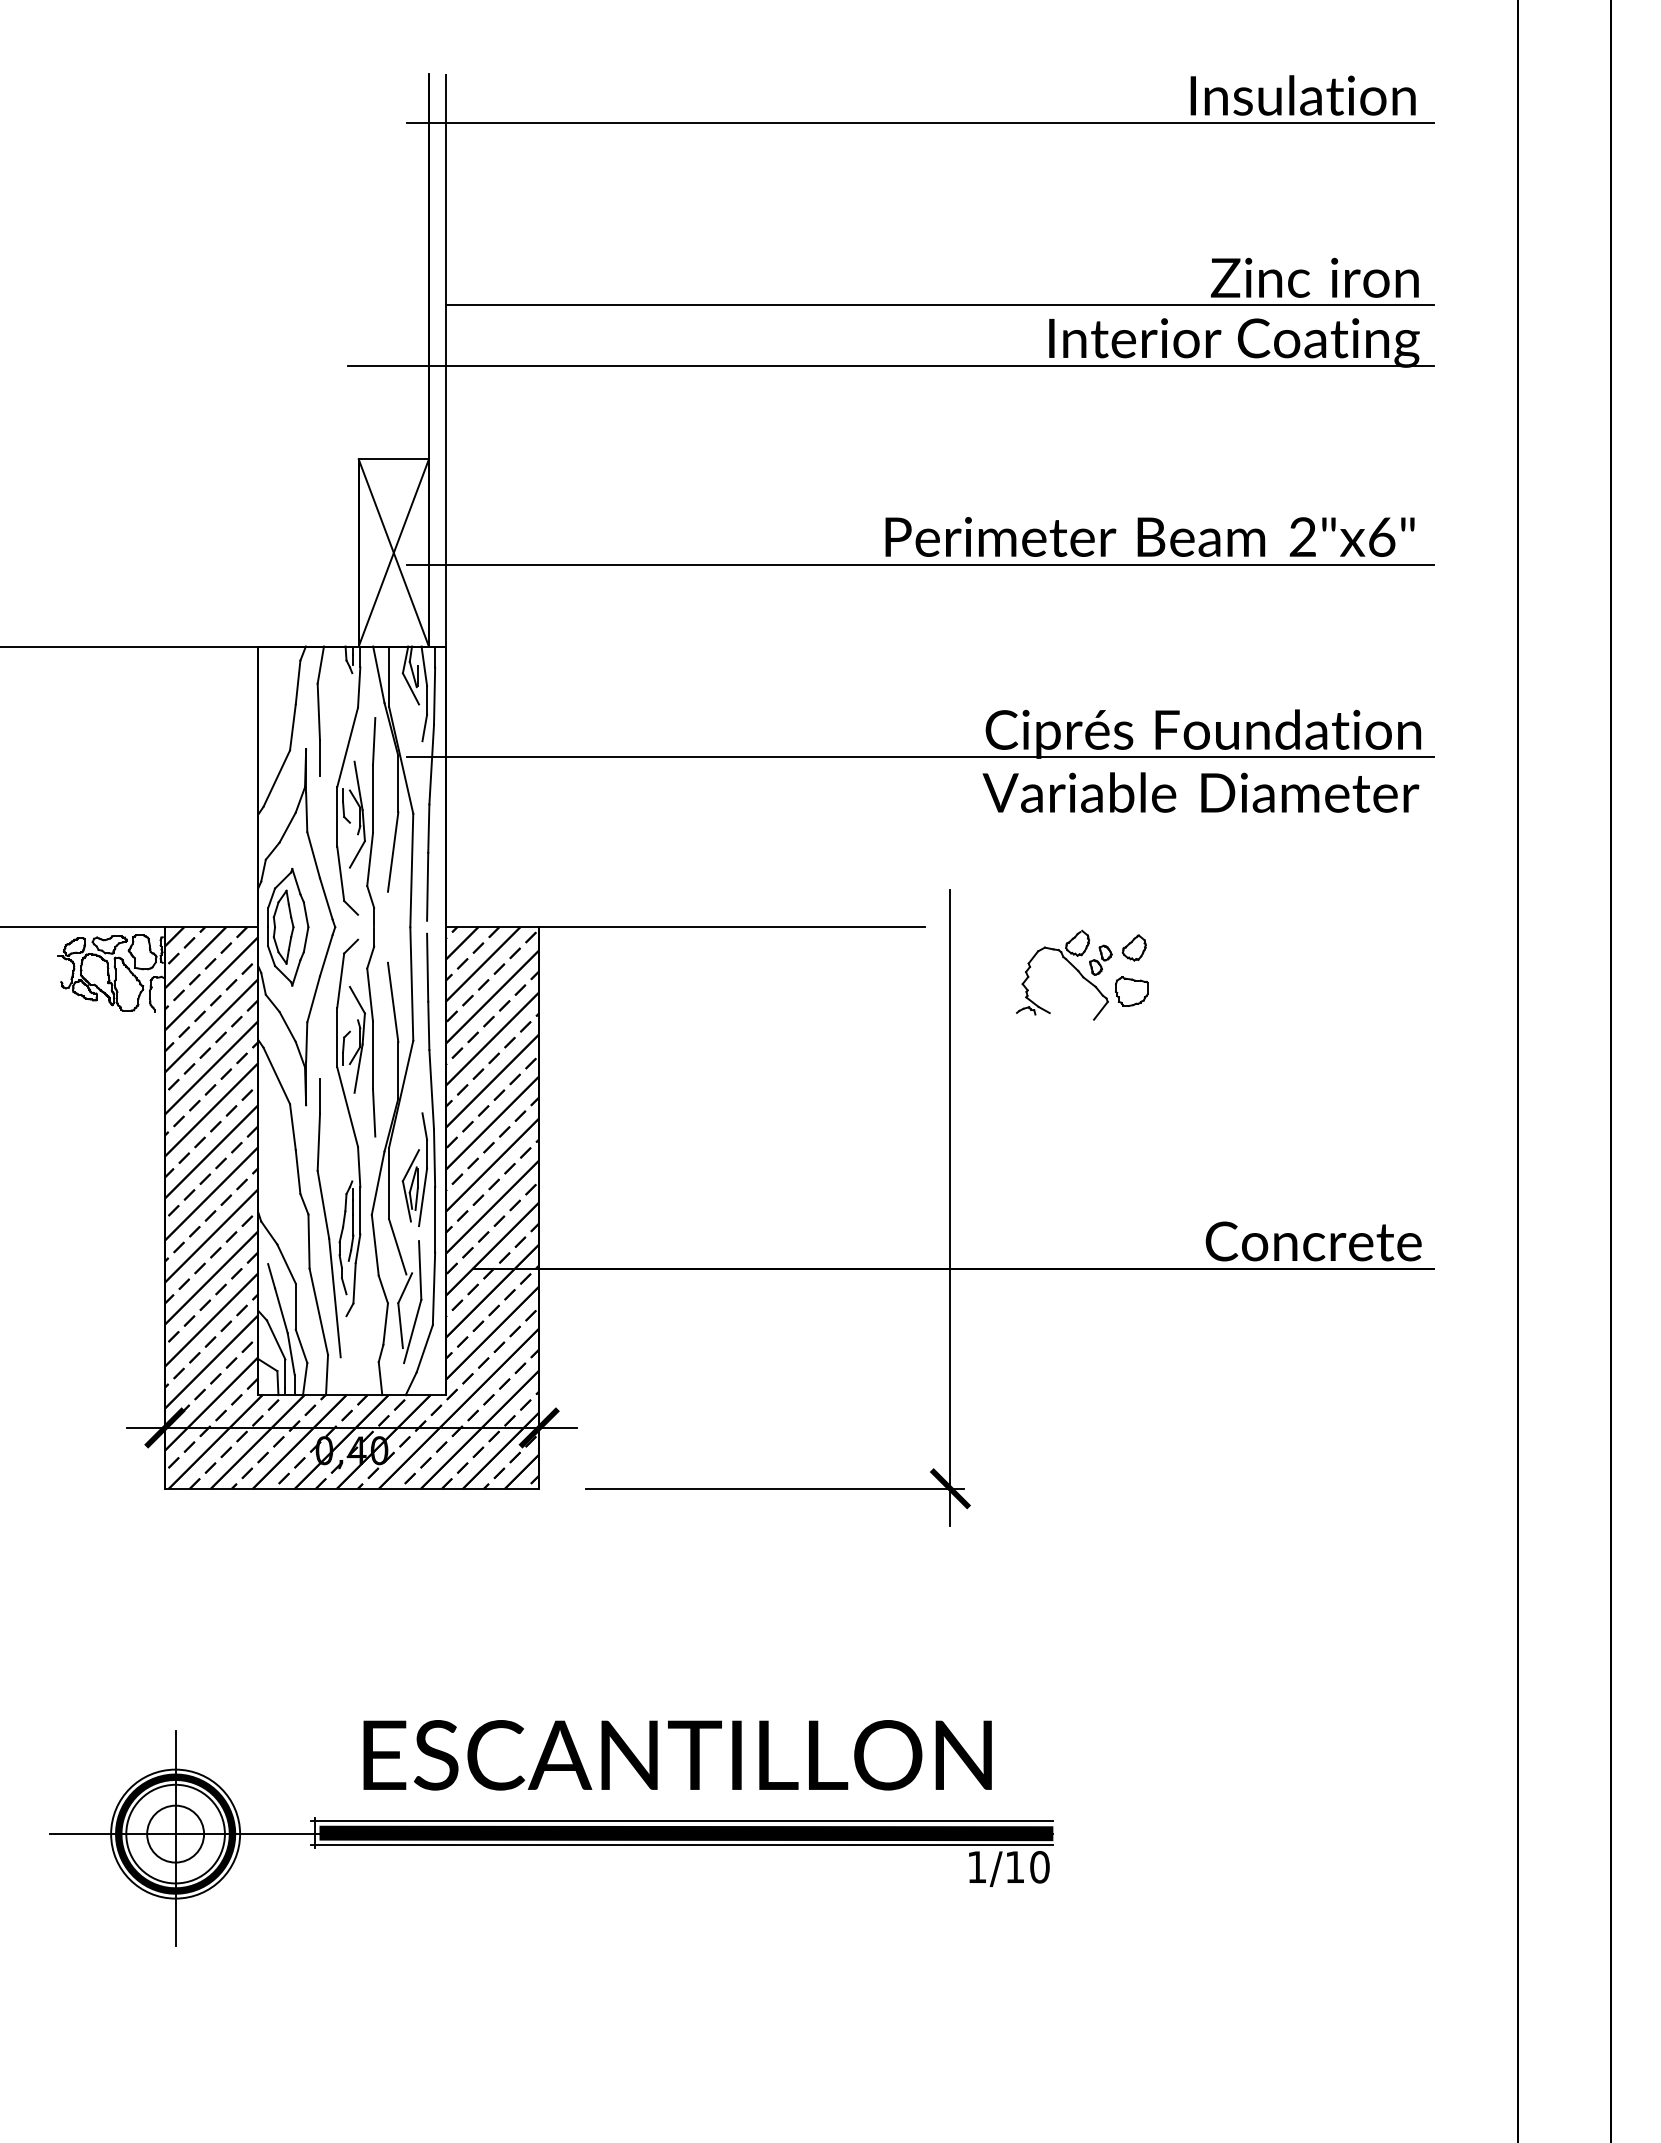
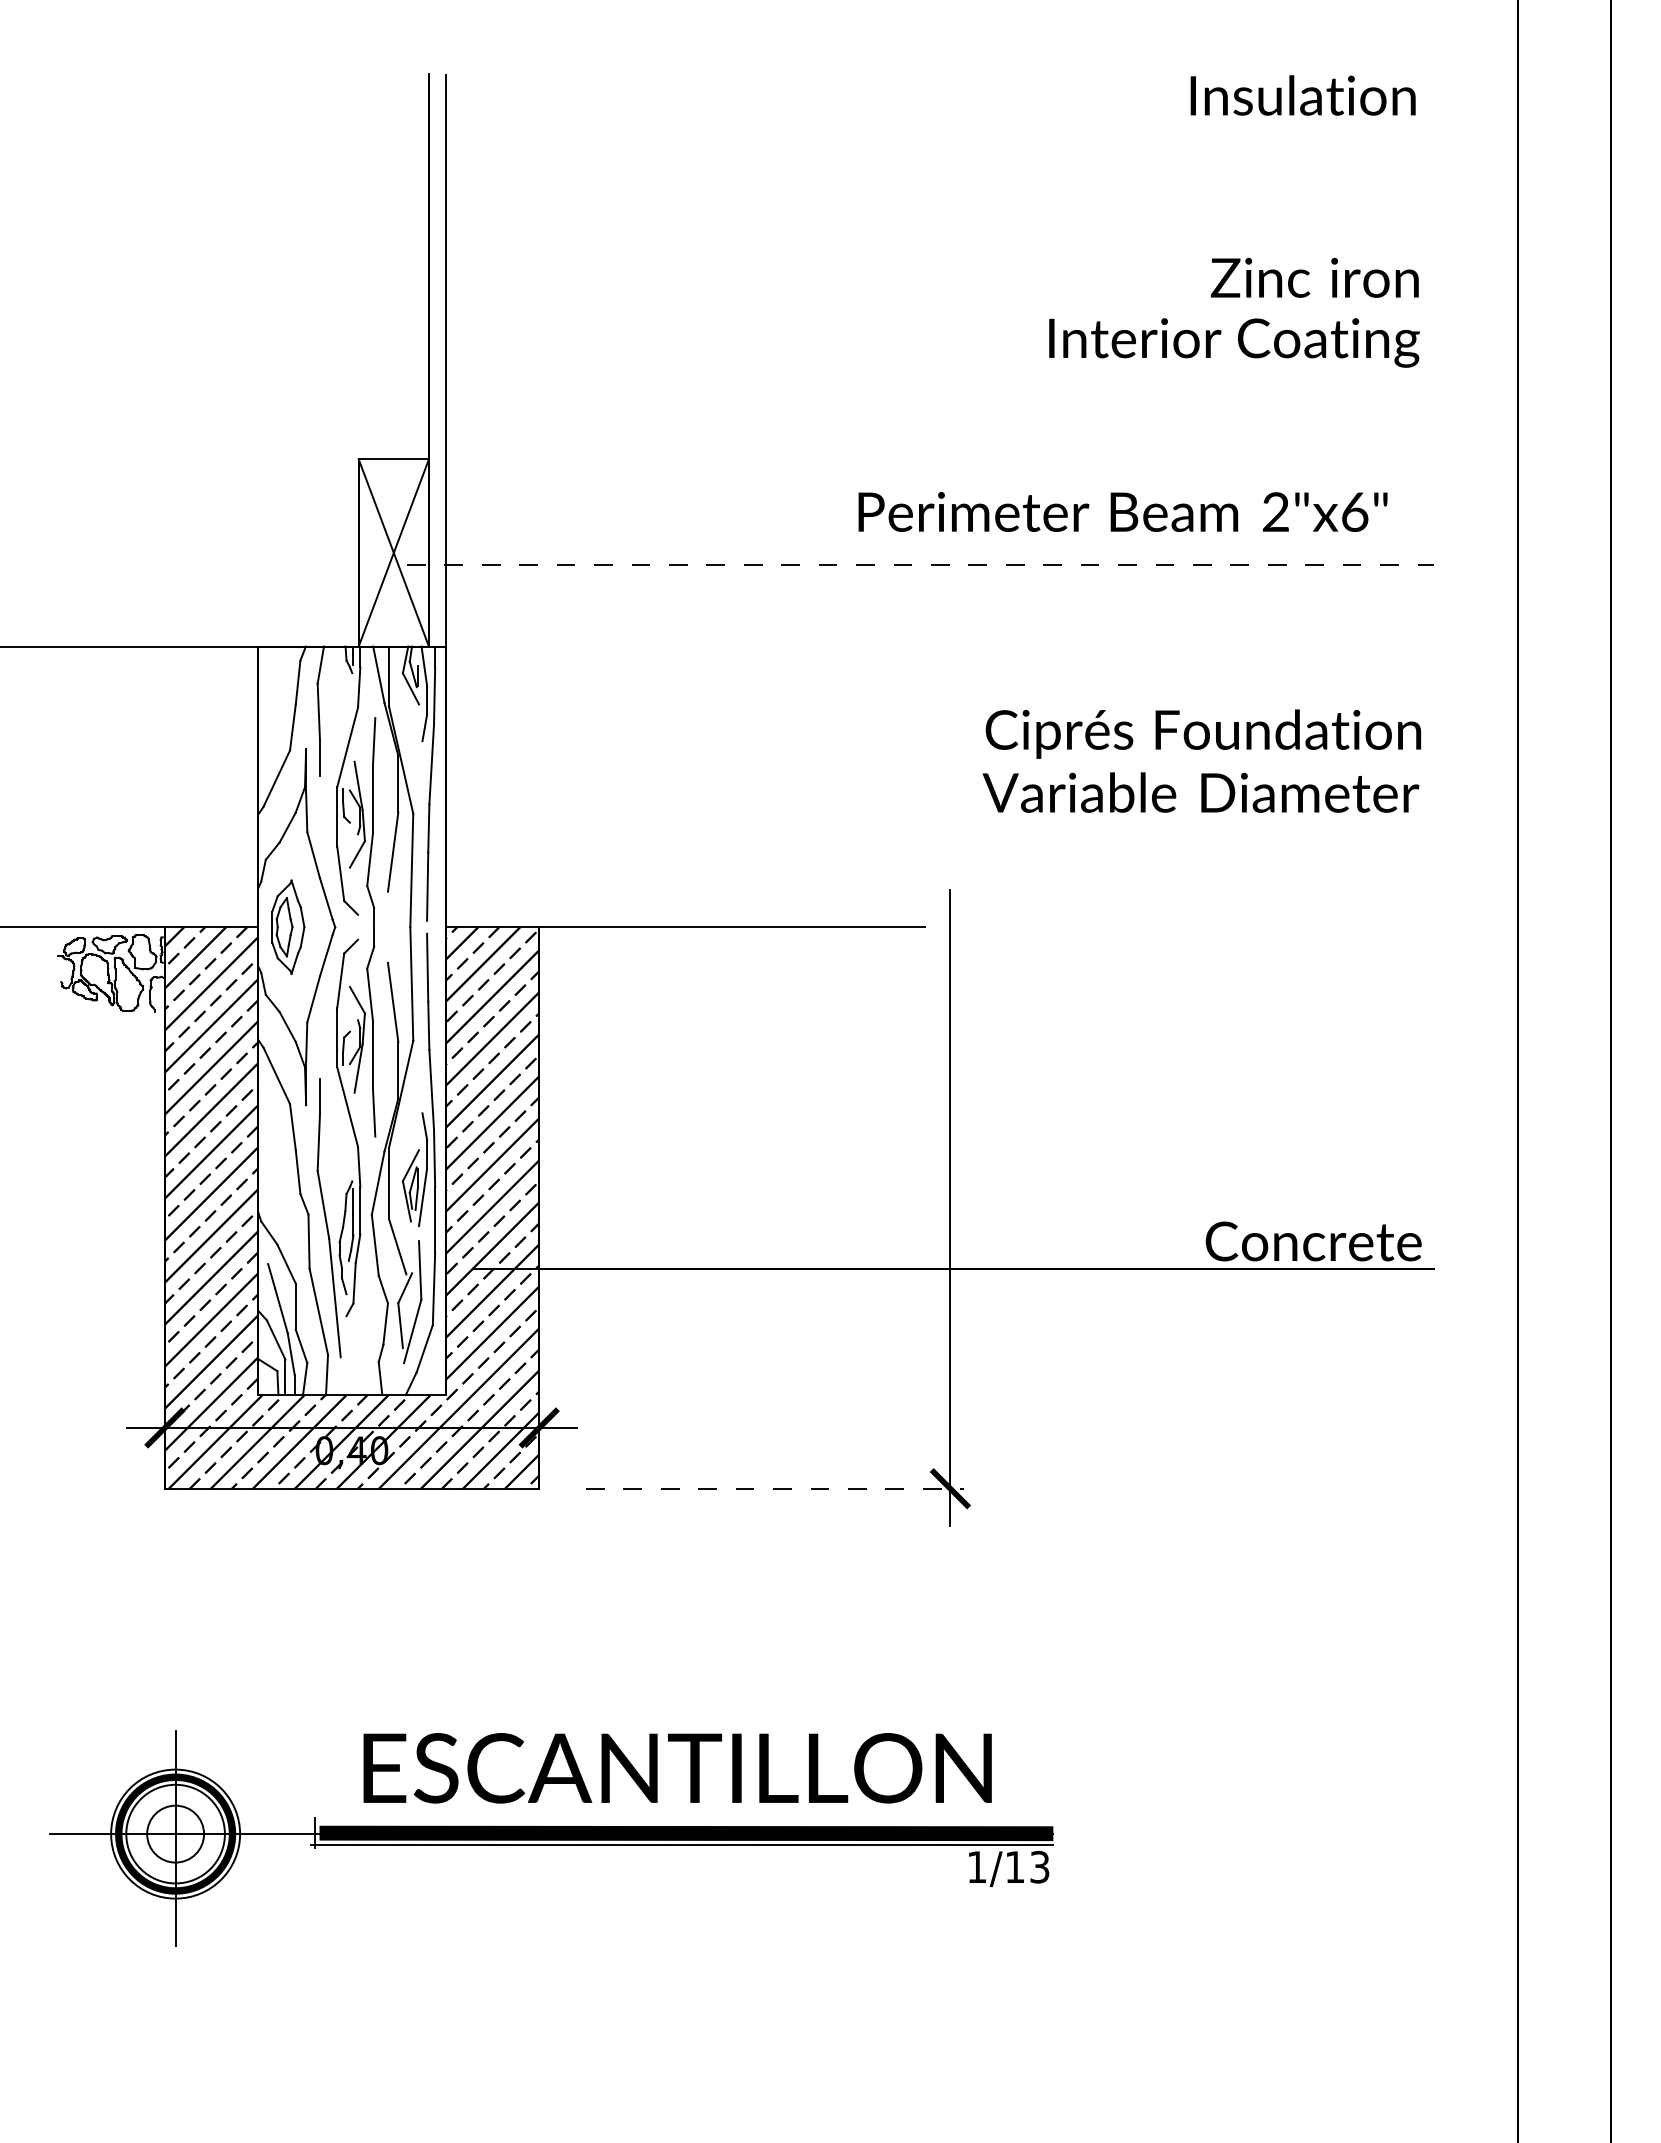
line: present -> none (920, 123)
line: present -> none (939, 305)
line: present -> none (890, 365)
text position: (1149, 536) -> (1122, 511) (1122, 511)
line: solid -> dashed (920, 564)
line: present -> none (920, 757)
part size: 43x120 px -> 35x96 px (288, 926)
part: present -> none (1082, 974)
line: solid -> dashed (775, 1488)
text position: (677, 1755) -> (677, 1768) (677, 1768)
line: present -> none (681, 1821)
text: 1/10 -> 1/13 (1039, 1867)
